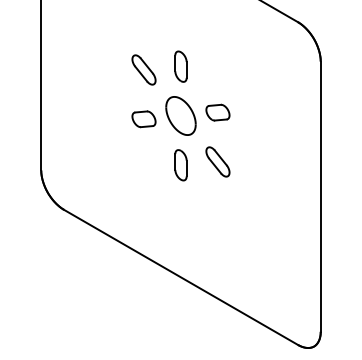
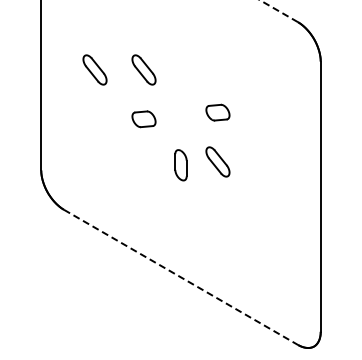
line: solid -> dashed (279, 11)
part: present -> none (180, 66)
part: none -> present (94, 69)
part: present -> none (180, 115)
line: solid -> dashed (181, 277)
